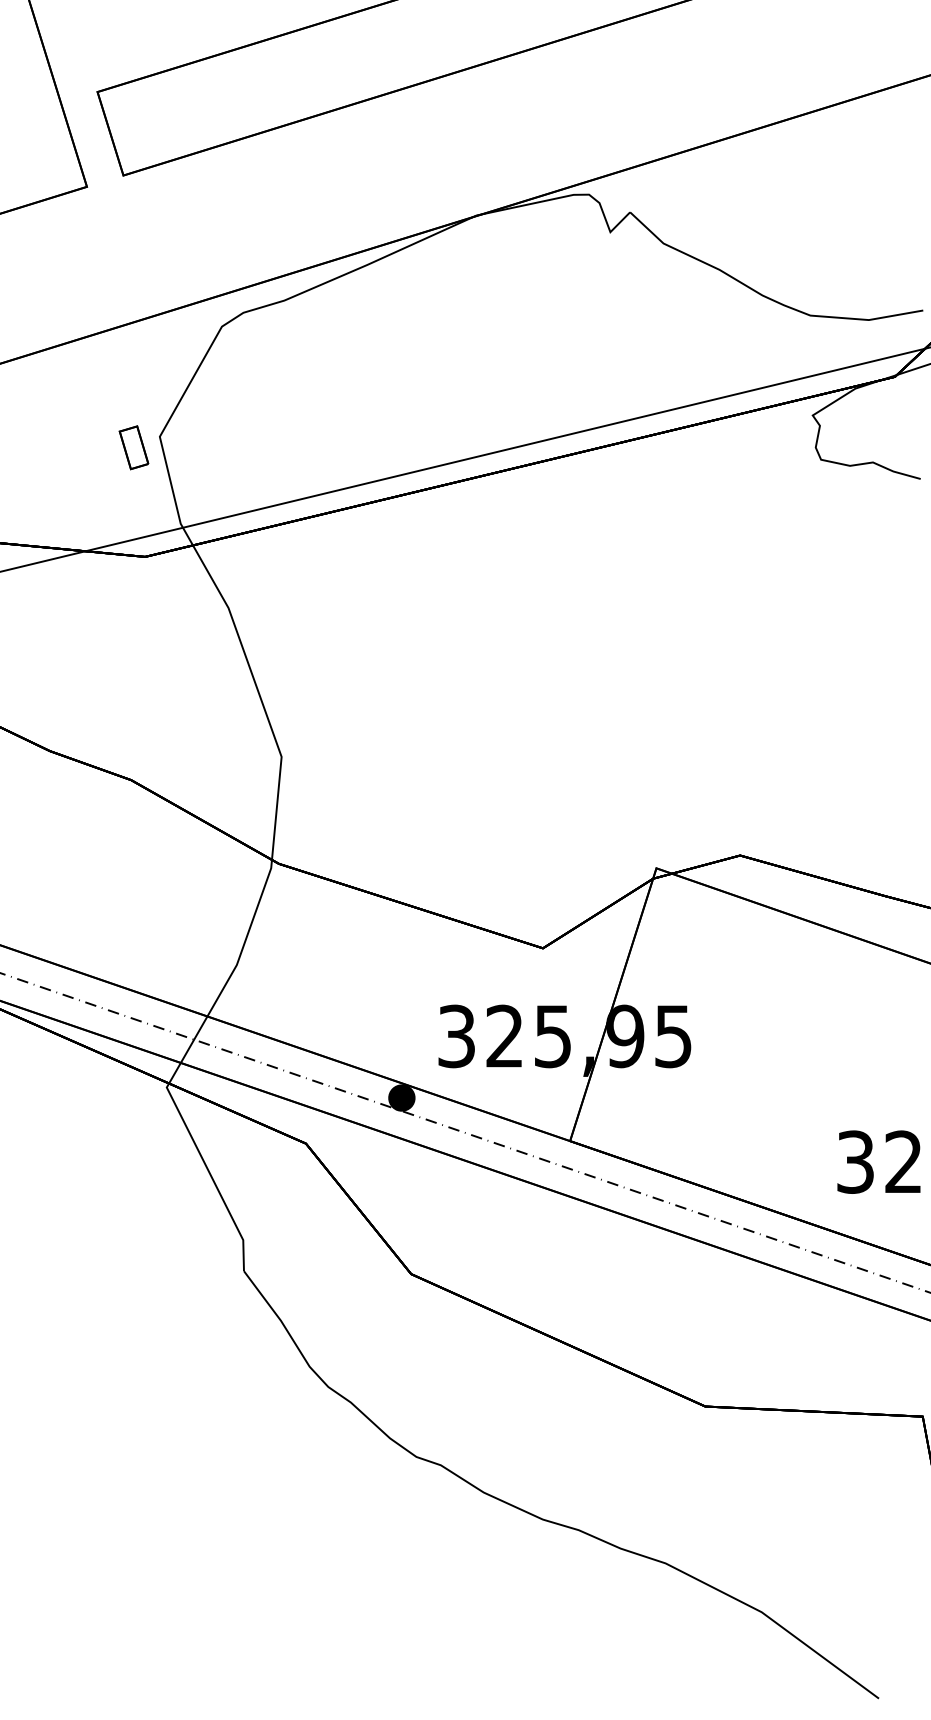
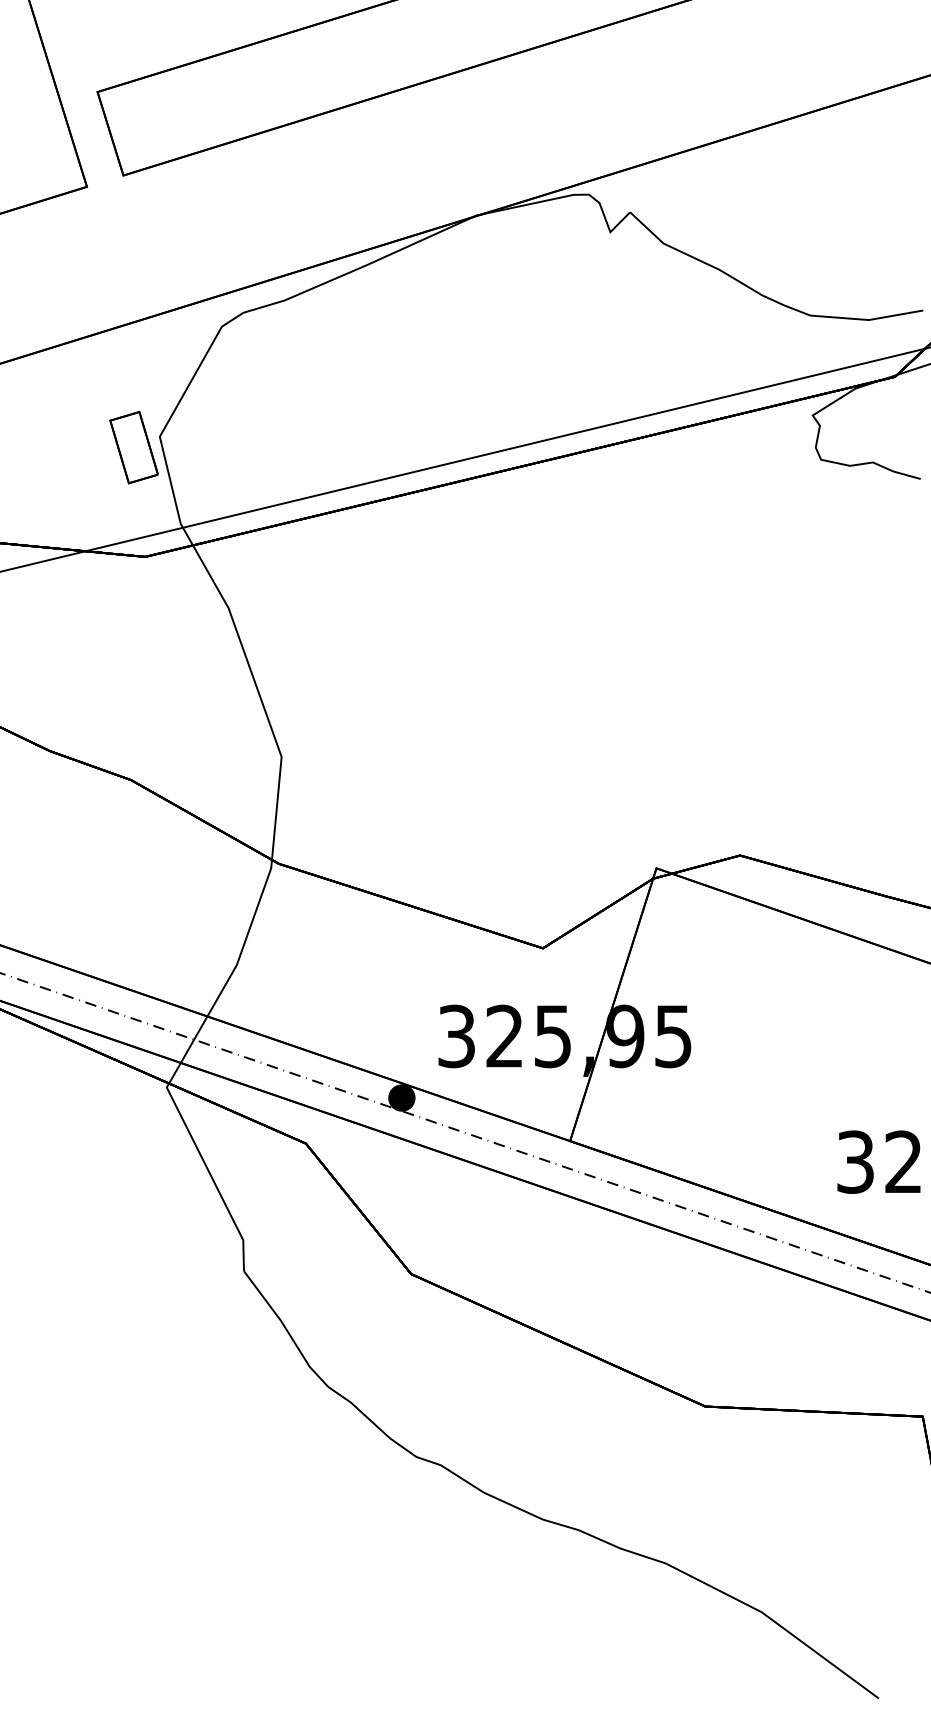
part size: 32x46 px -> 50x74 px (133, 447)
